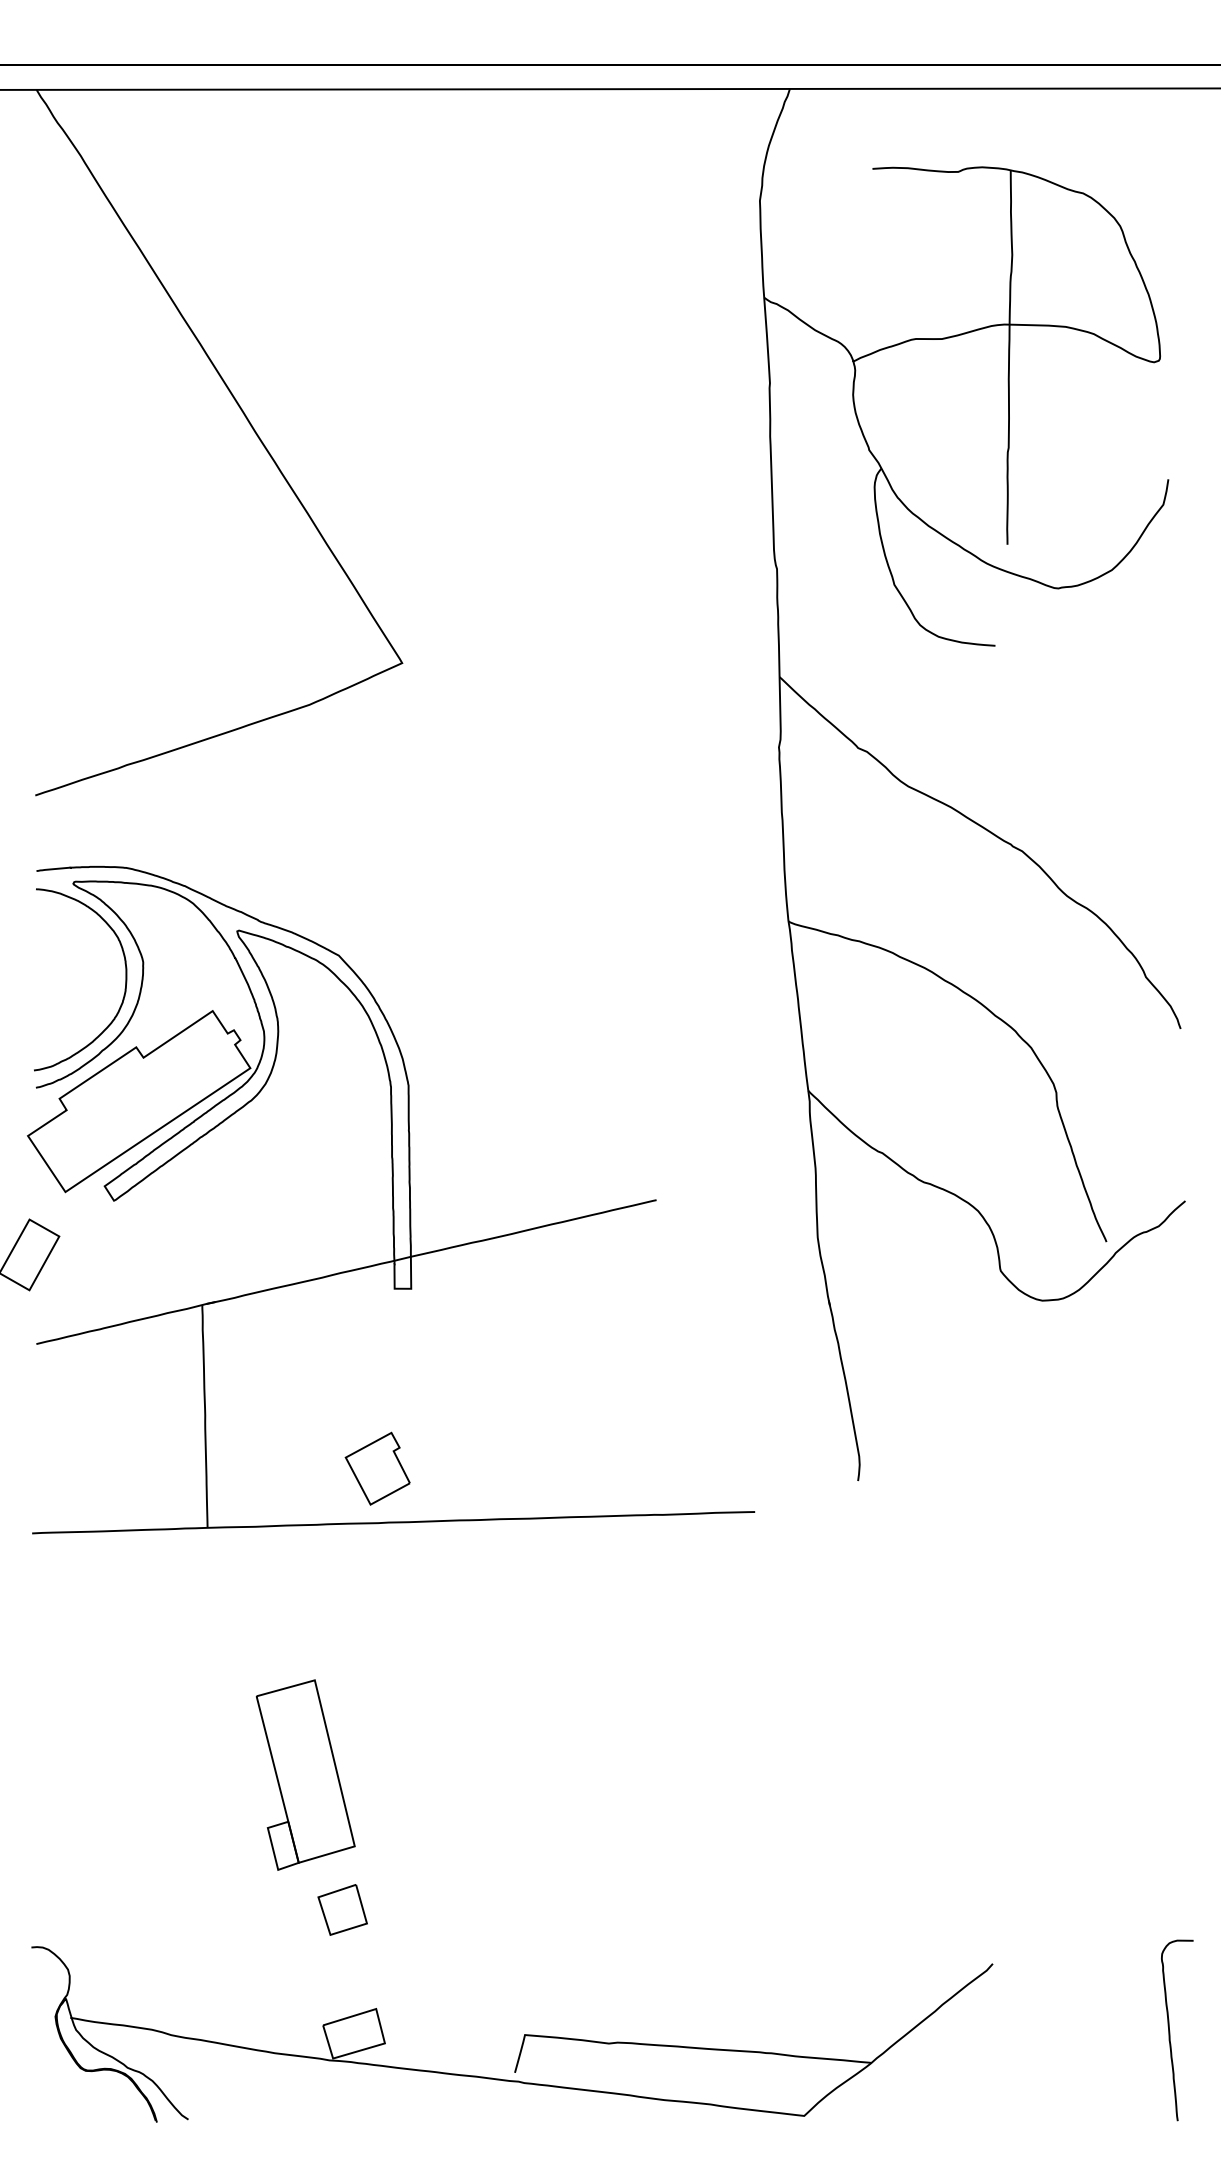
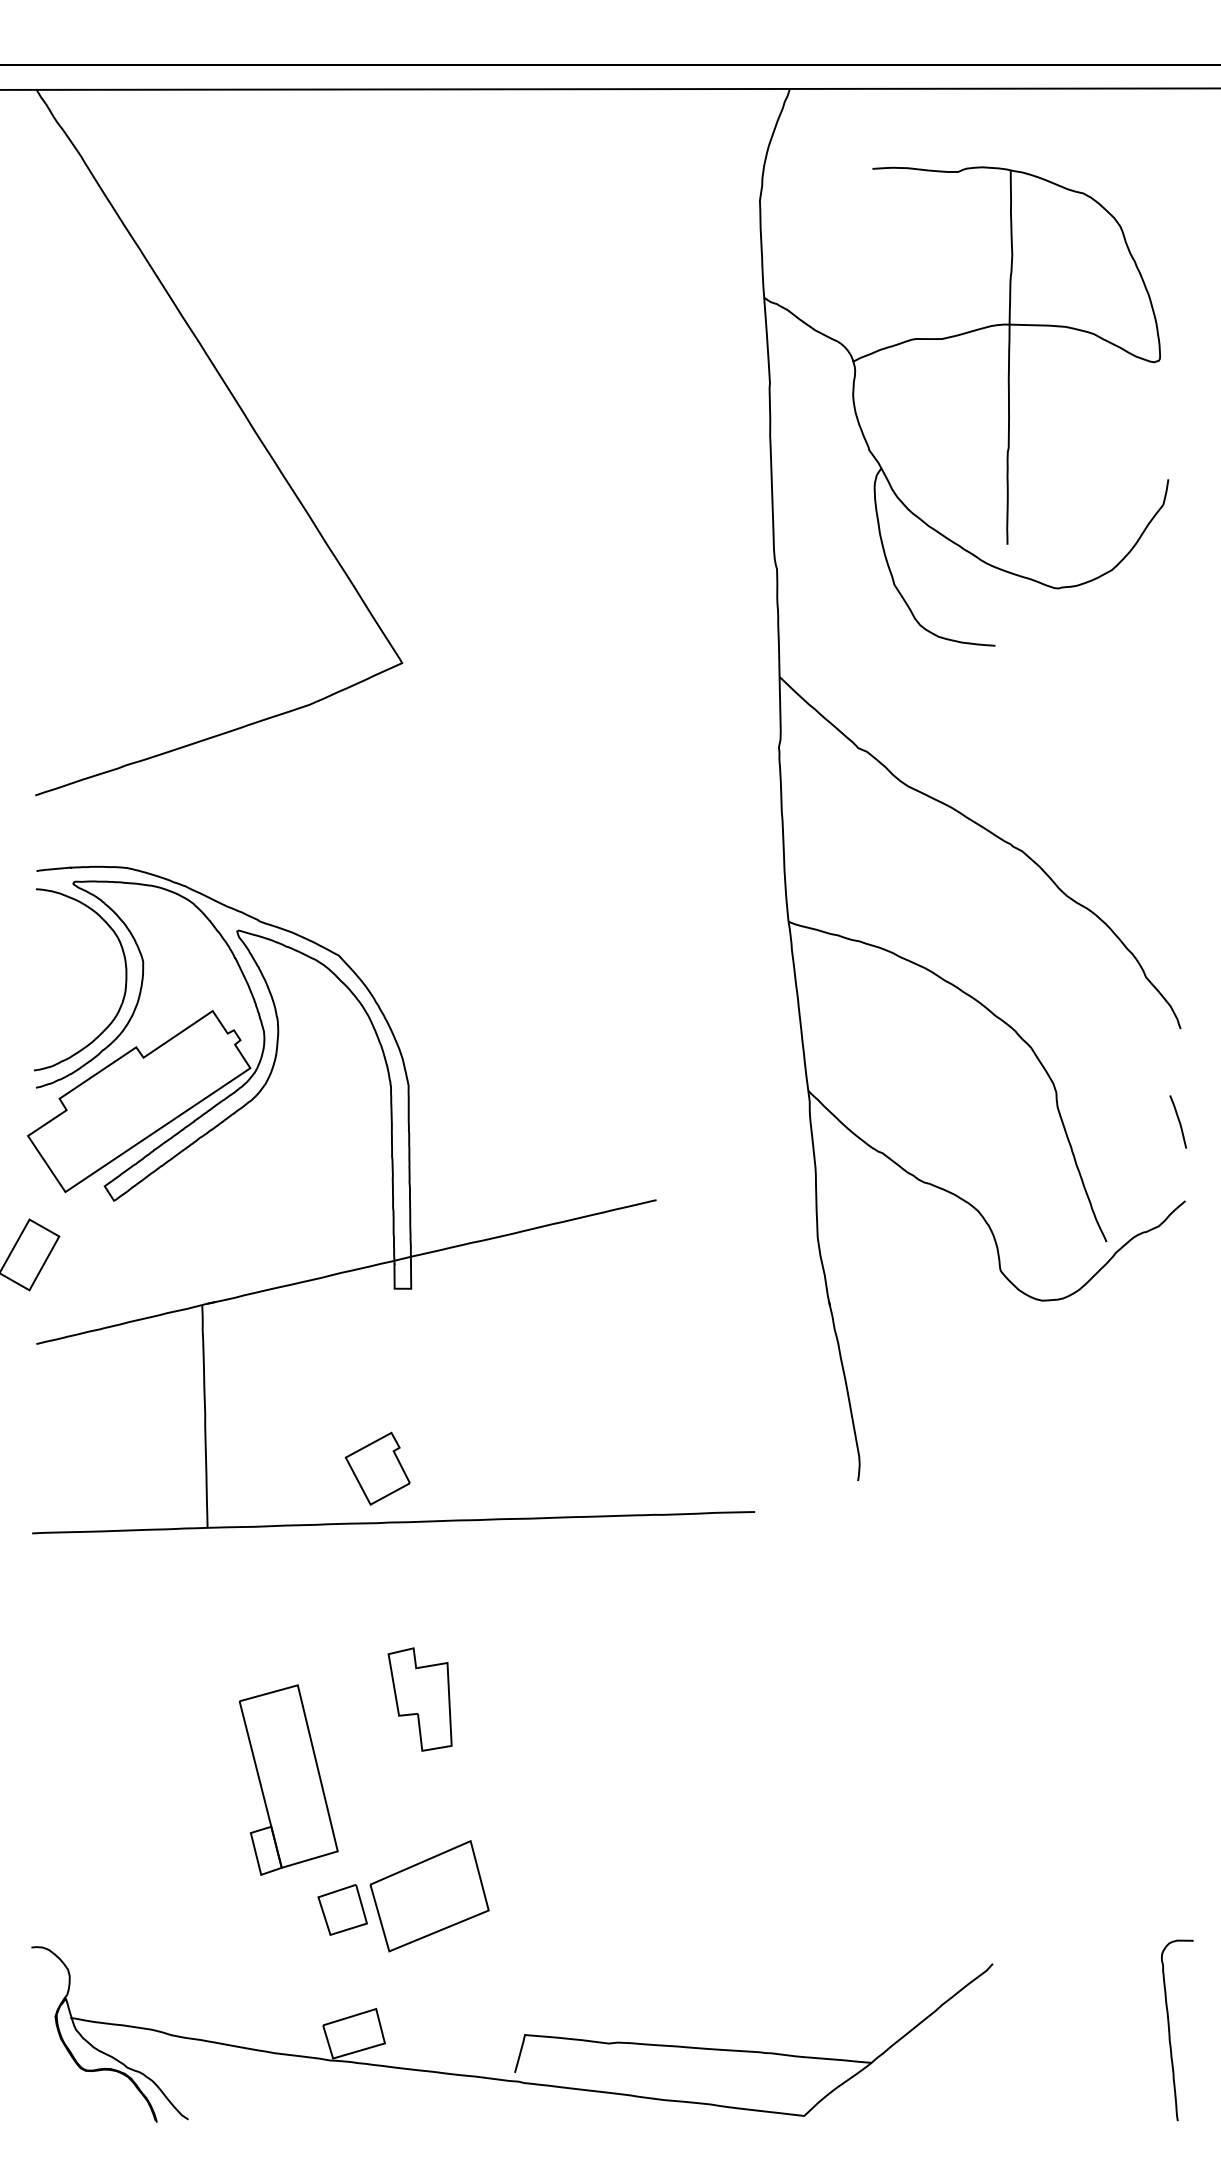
curve: none -> present (1178, 1121)
part: none -> present (419, 1699)
part position: (305, 1774) -> (288, 1779) (288, 1779)
part: none -> present (429, 1896)
